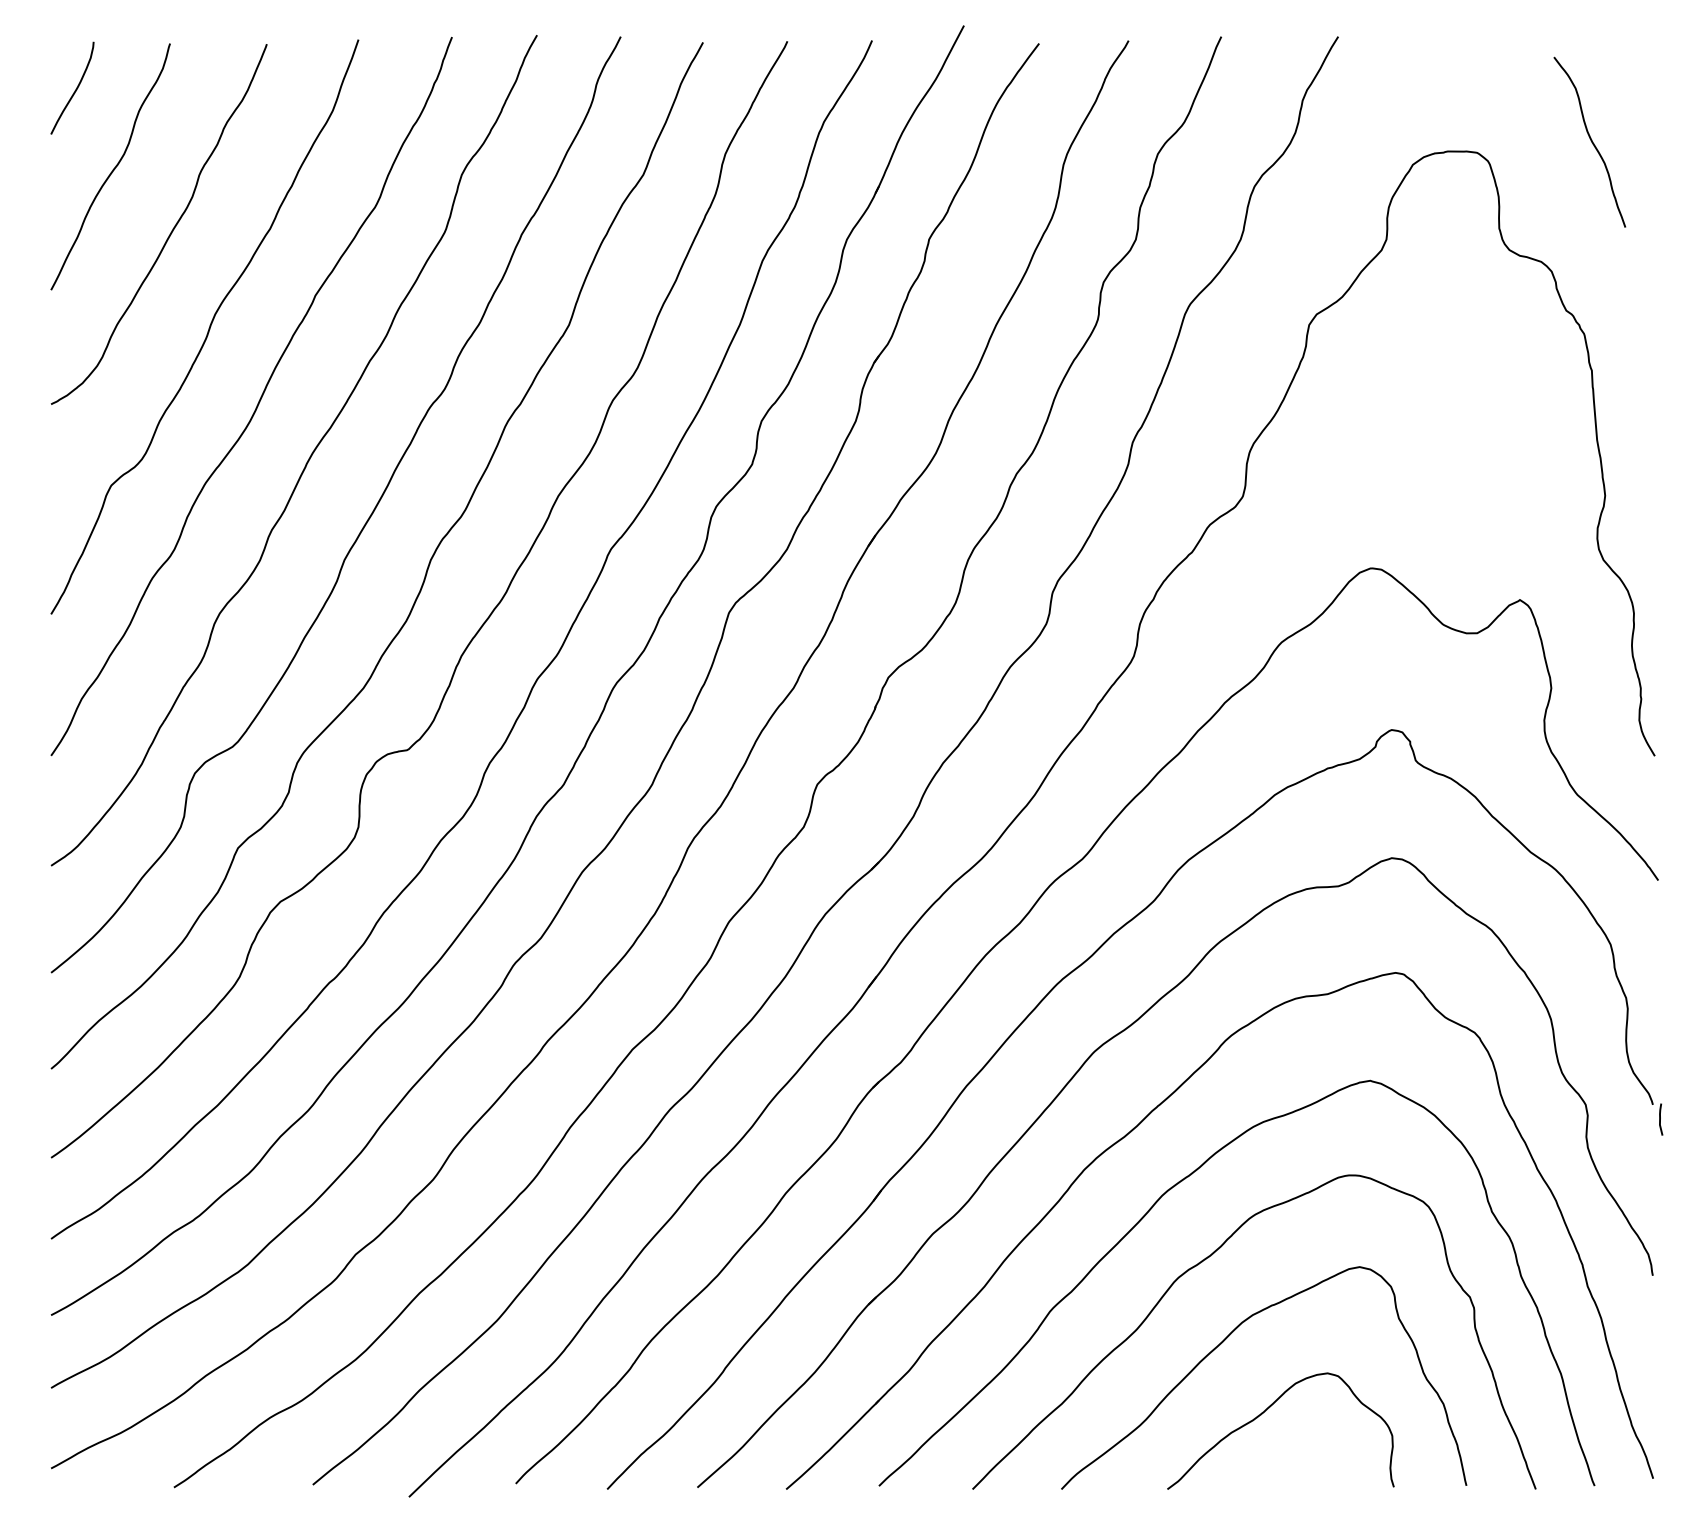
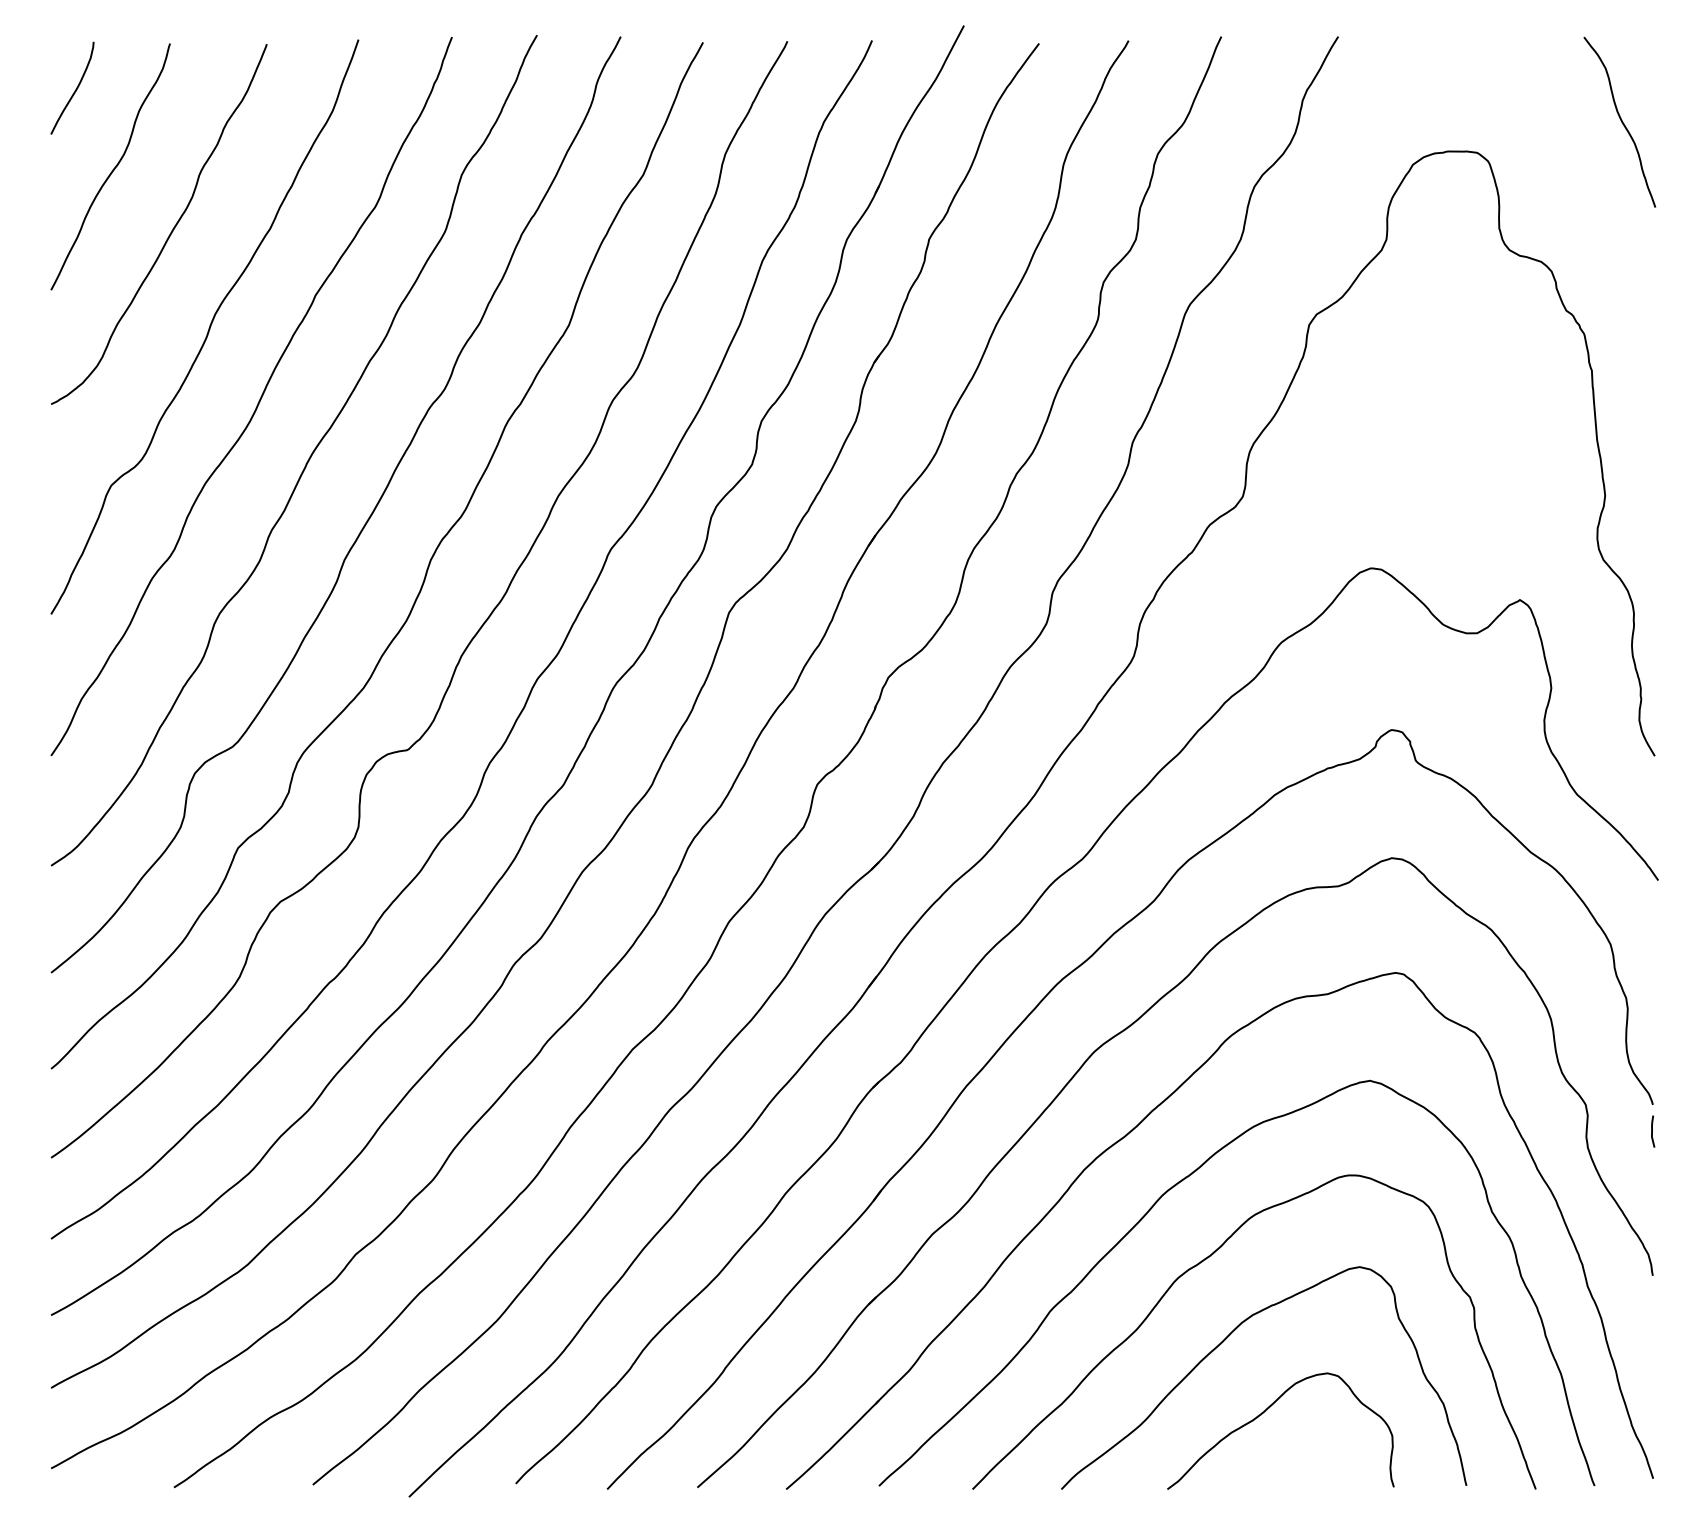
curve position: (1590, 140) -> (1620, 120) (1620, 120)
curve position: (1660, 1119) -> (1652, 1131) (1652, 1131)
